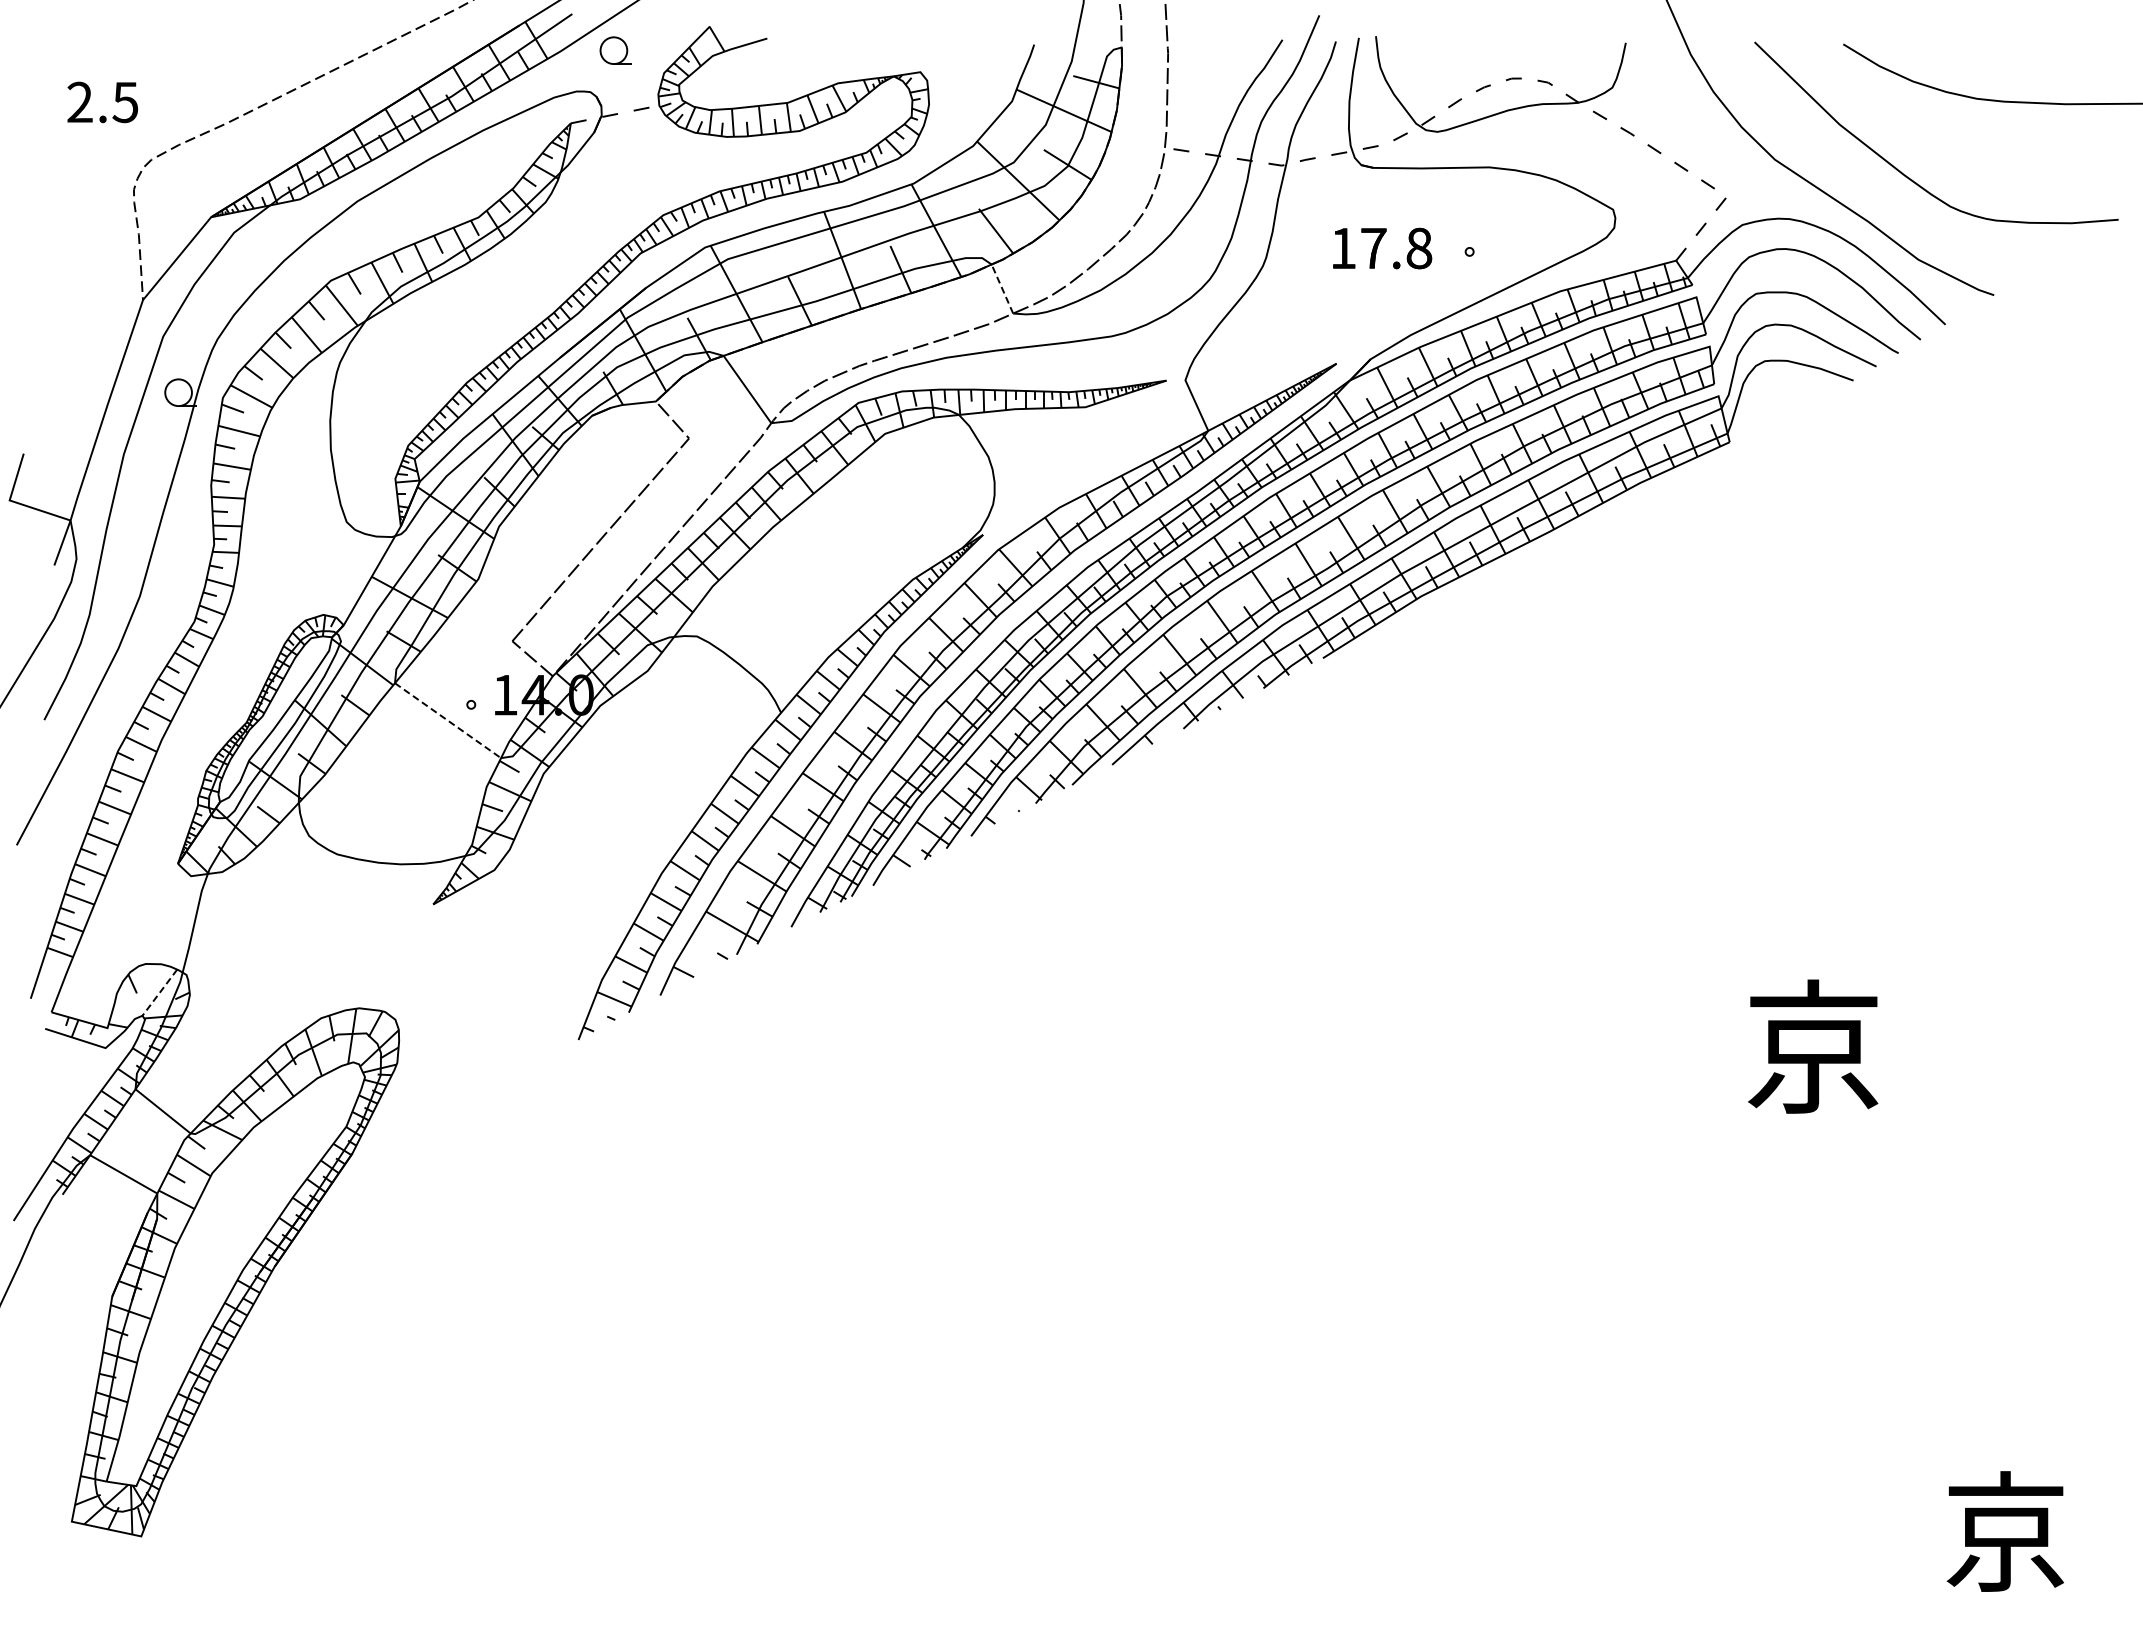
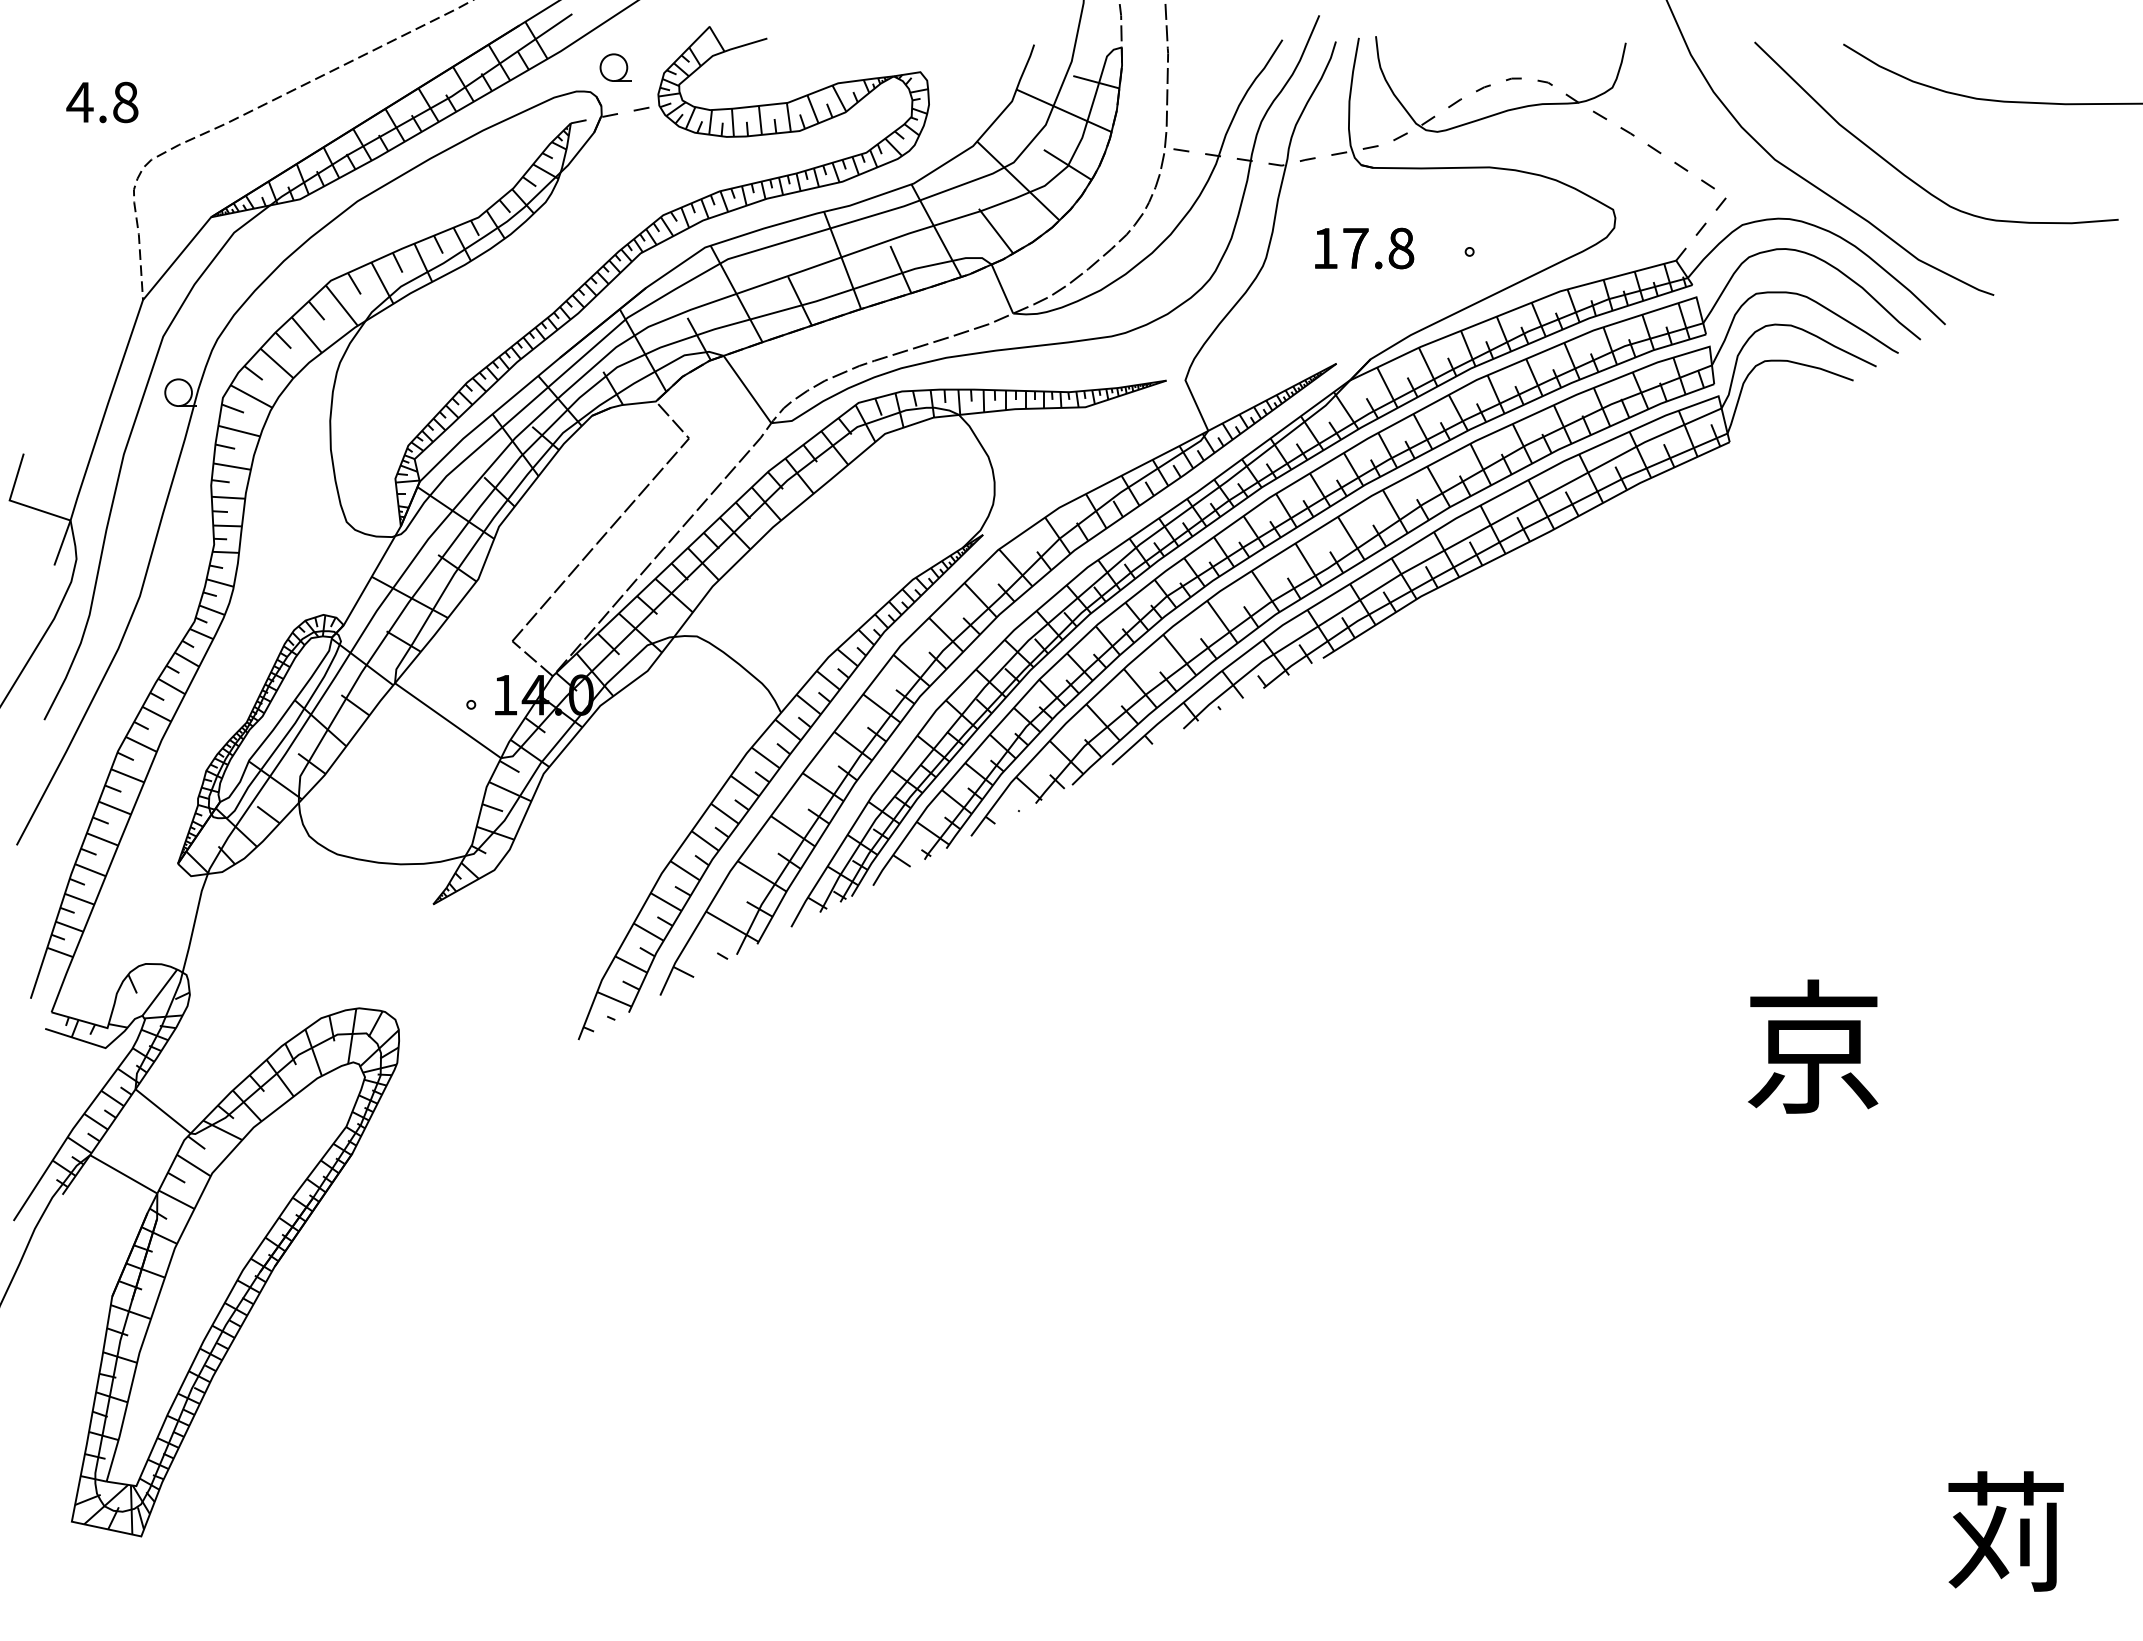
part position: (615, 50) -> (615, 67) (615, 67)
text: 2.5 -> 4.8 (102, 102)
text position: (1382, 248) -> (1364, 248) (1364, 248)
line: dashed -> solid (1002, 289)
line: dashed -> solid (448, 720)
line: dashed -> solid (159, 992)
text: 京 -> 苅 (2005, 1531)
